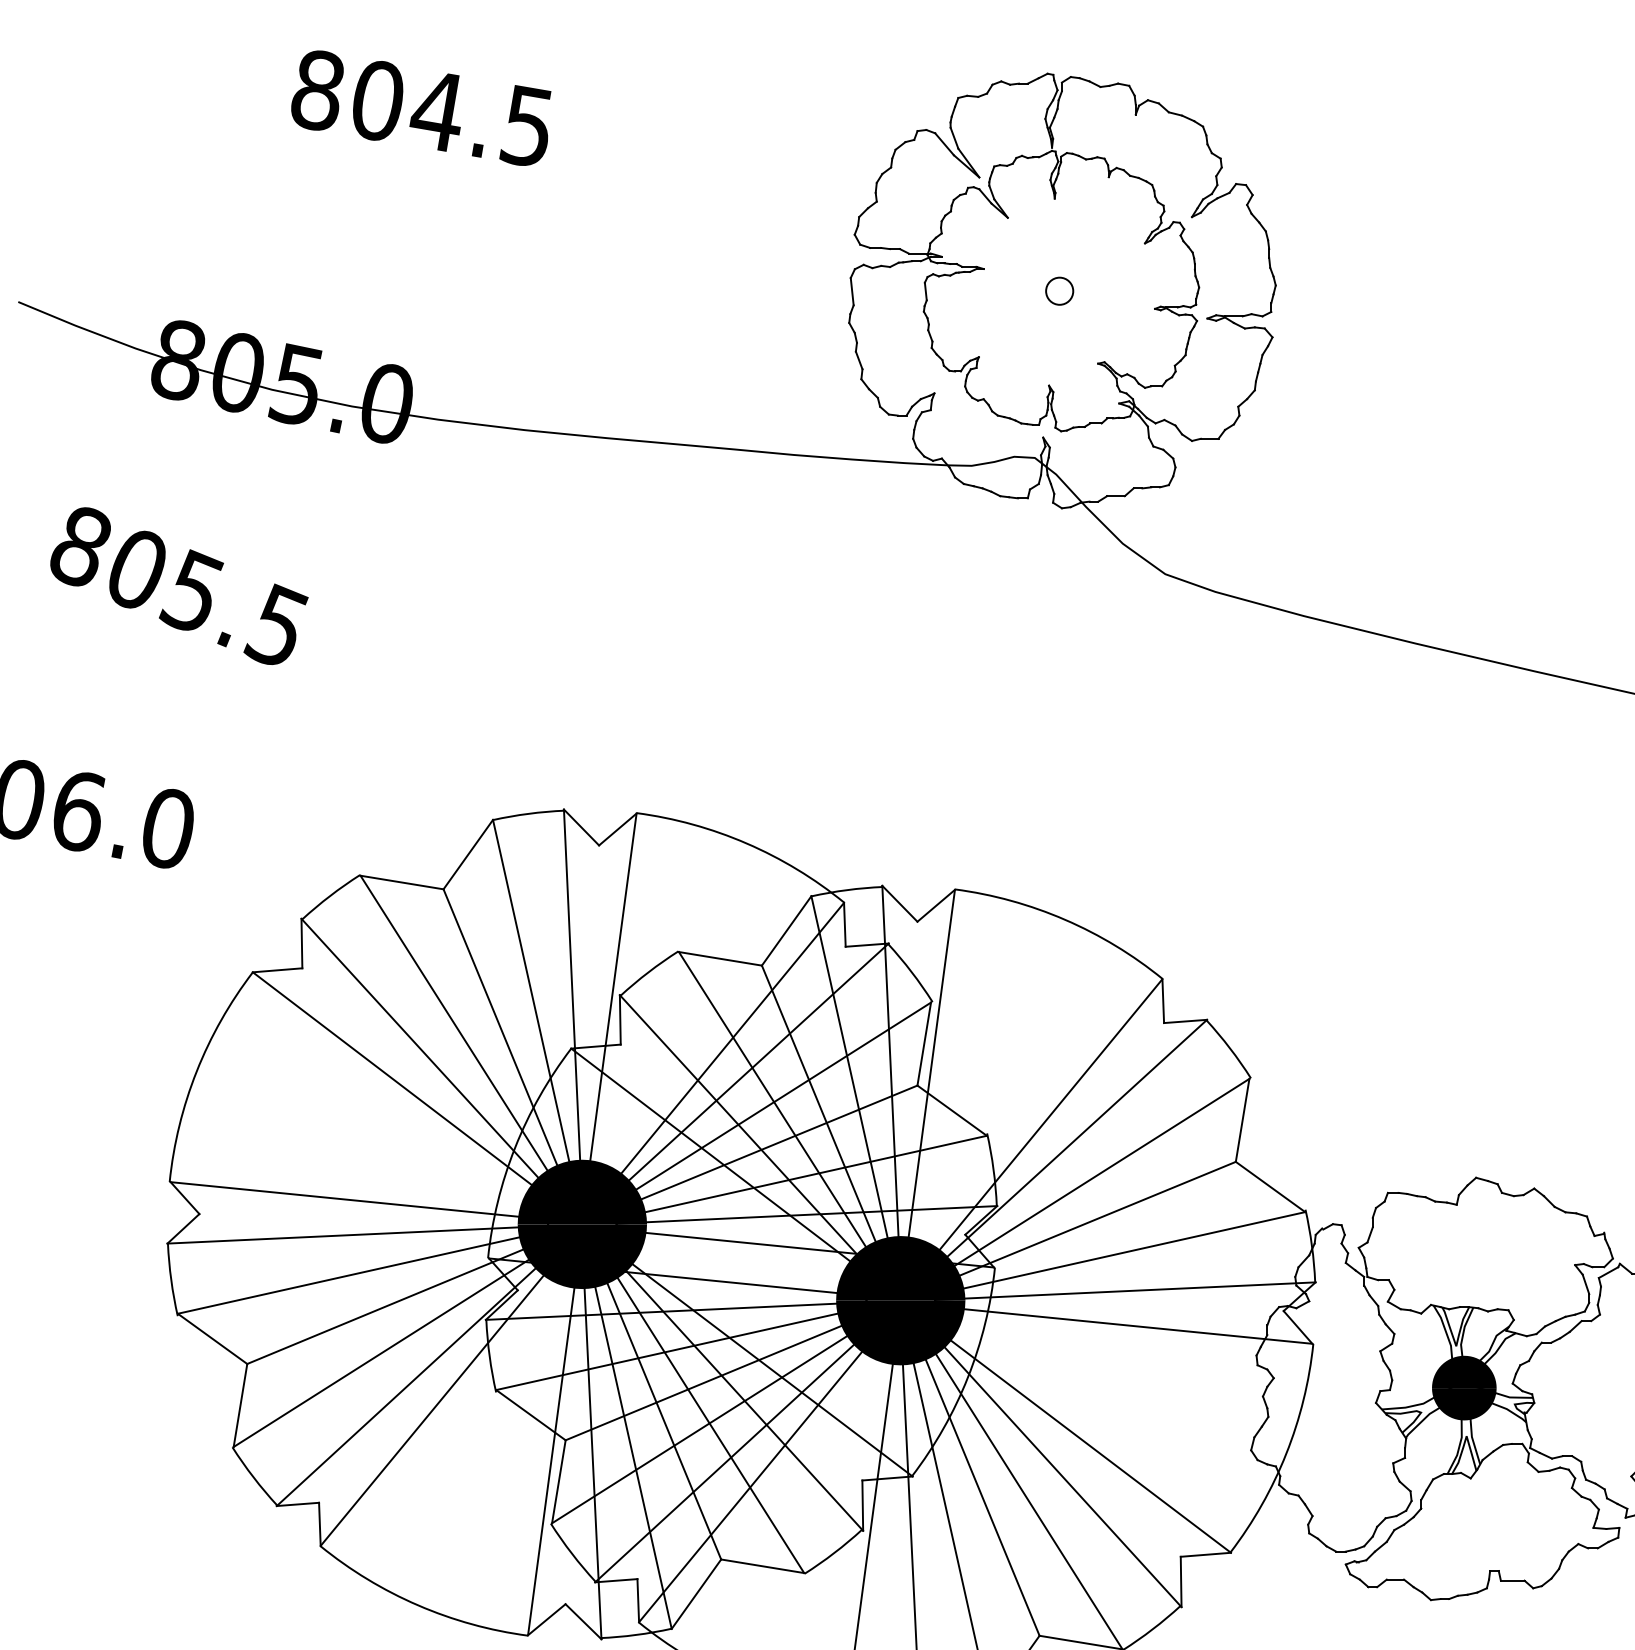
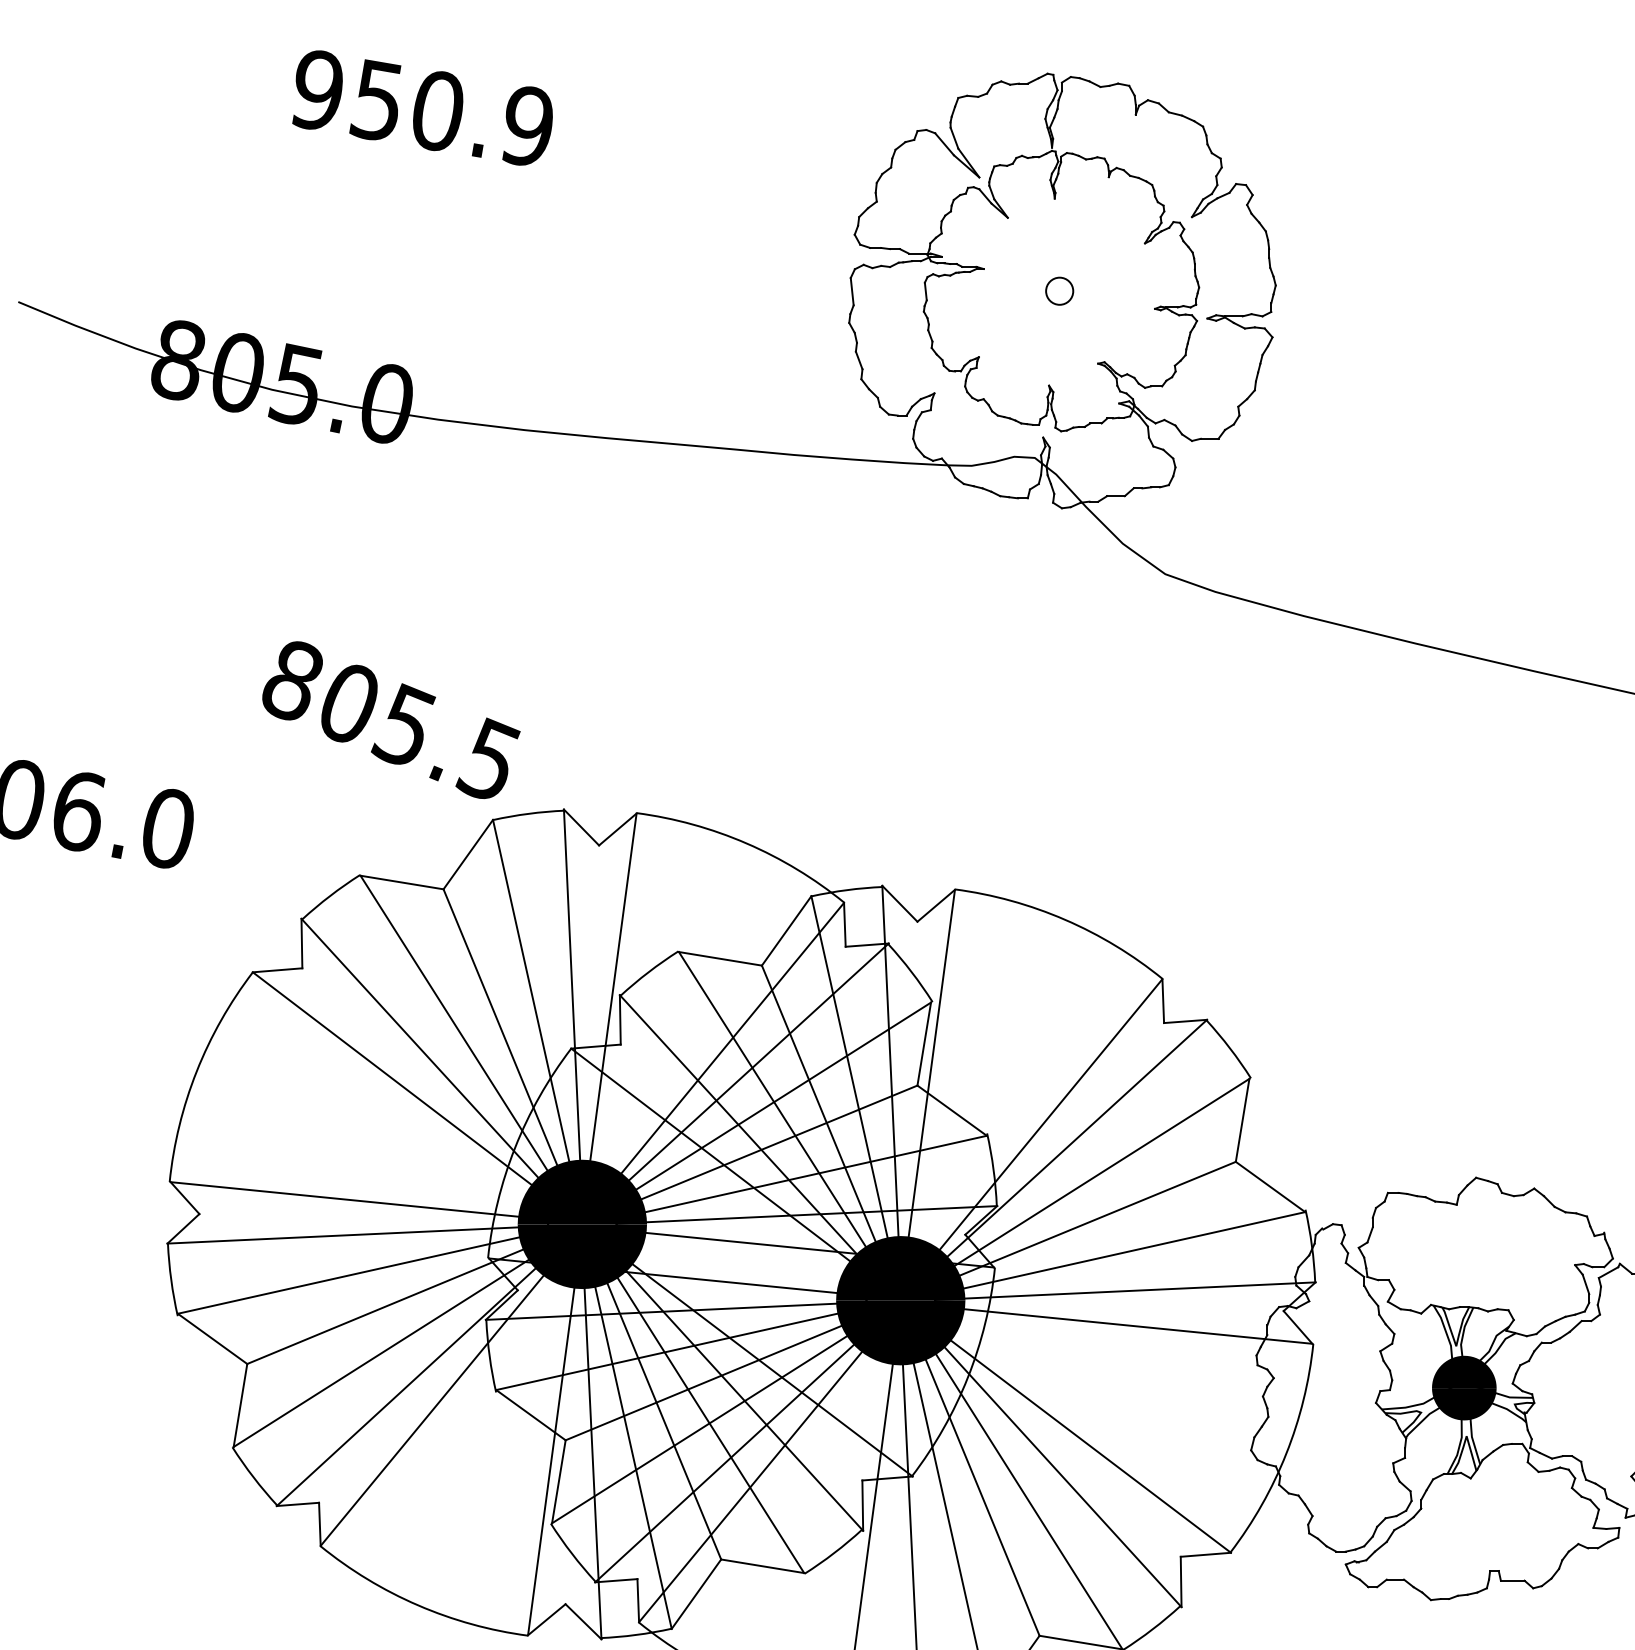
text: 804.5 -> 950.9 (421, 107)
text position: (179, 585) -> (391, 719) (391, 719)
